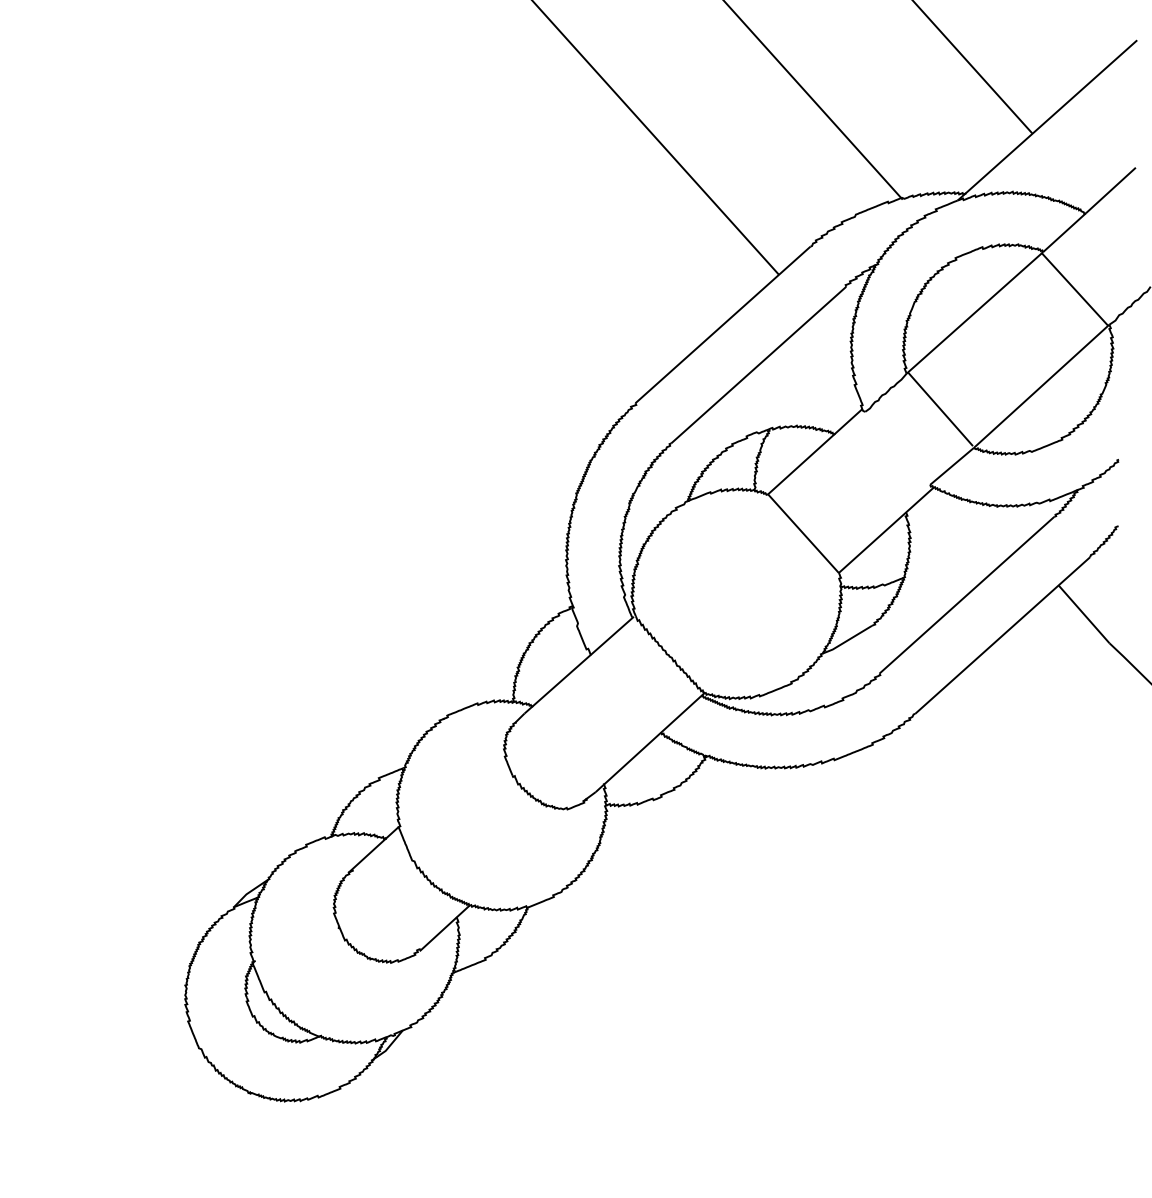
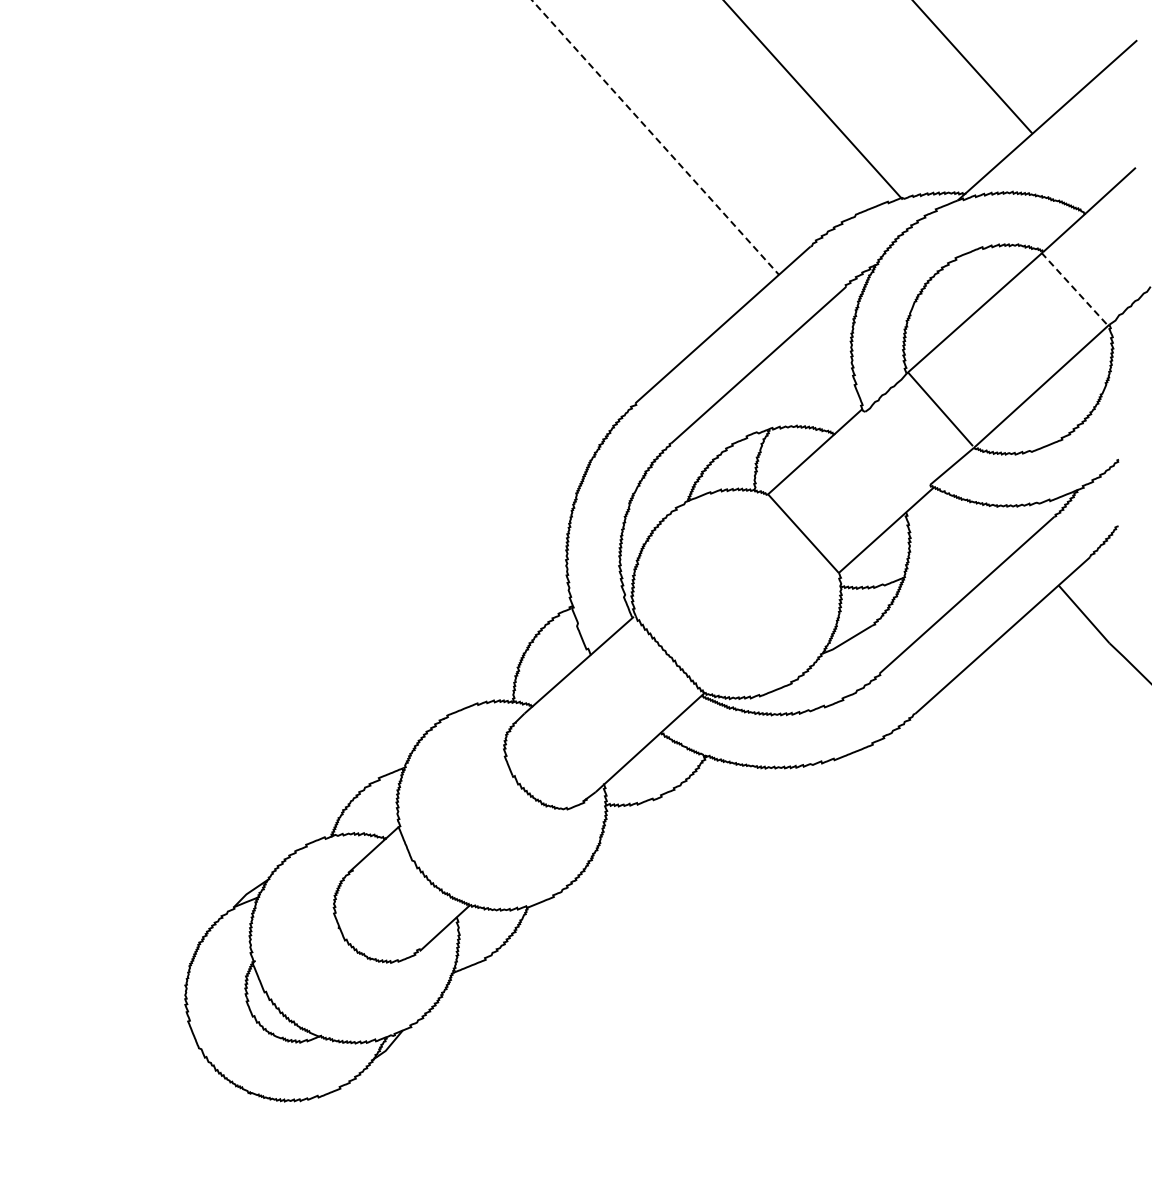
line: solid -> dashed (656, 138)
line: solid -> dashed (1075, 289)
